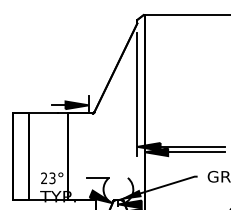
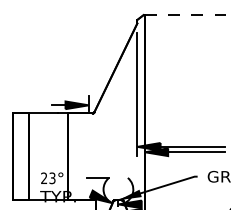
line: solid -> dashed (187, 15)
